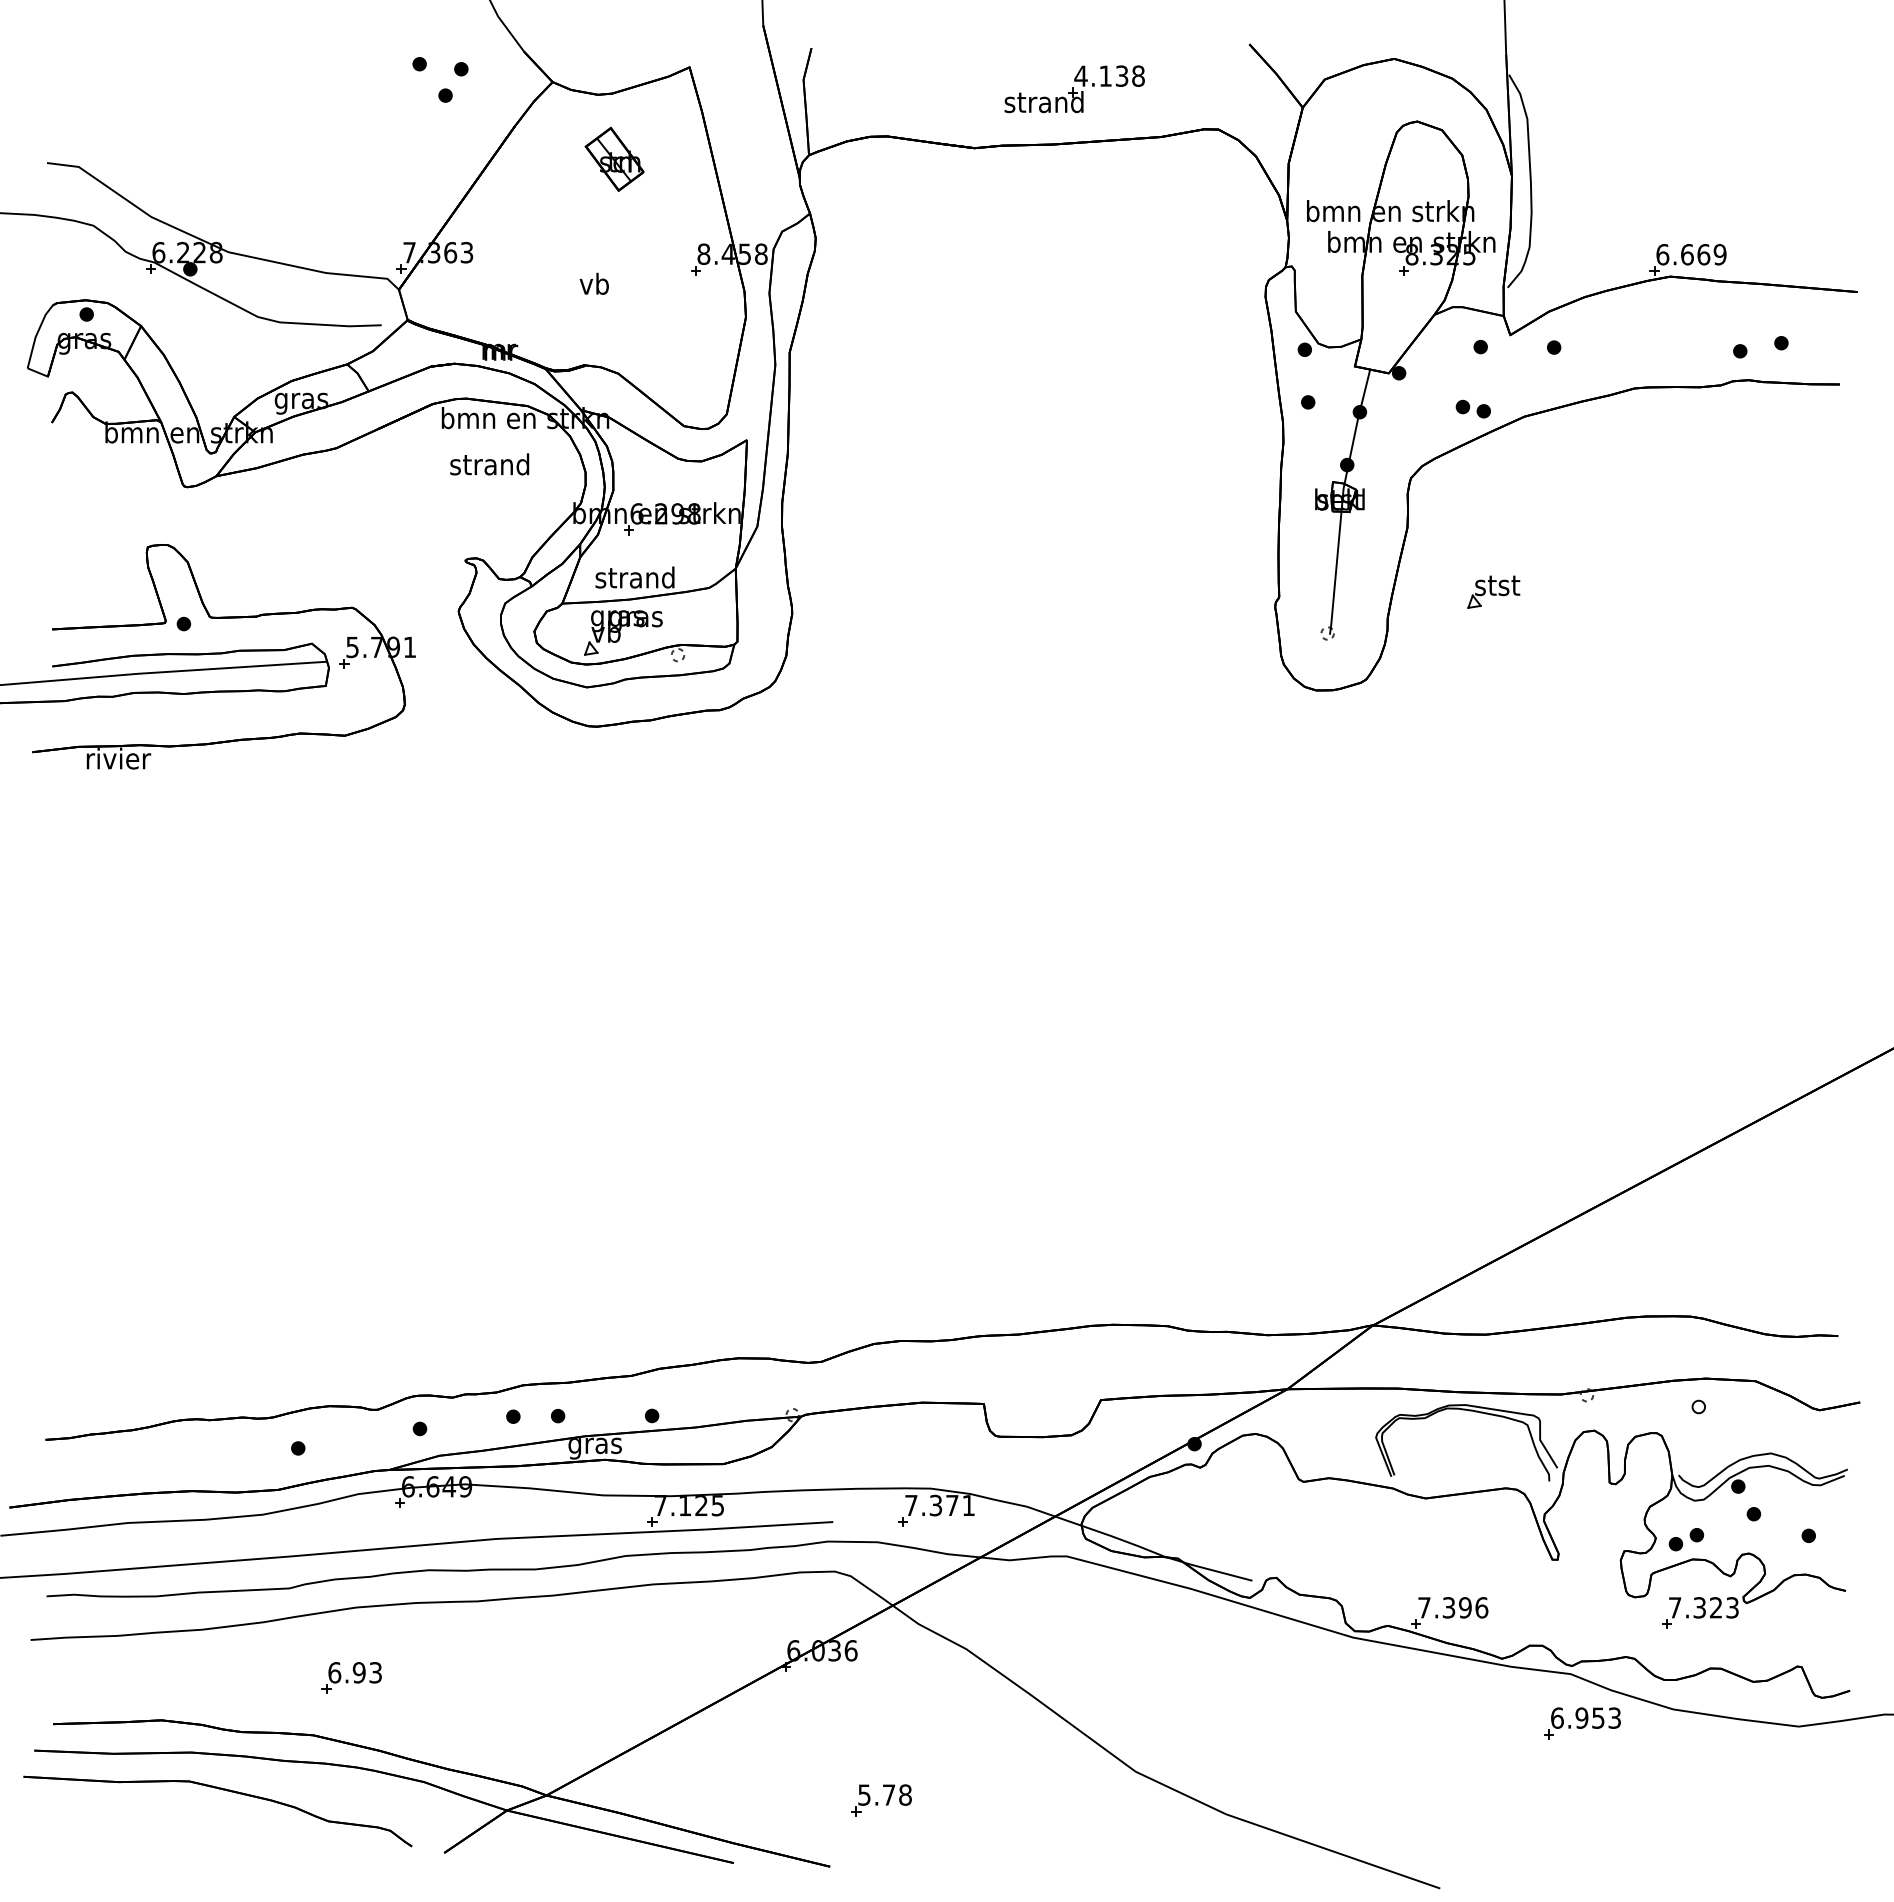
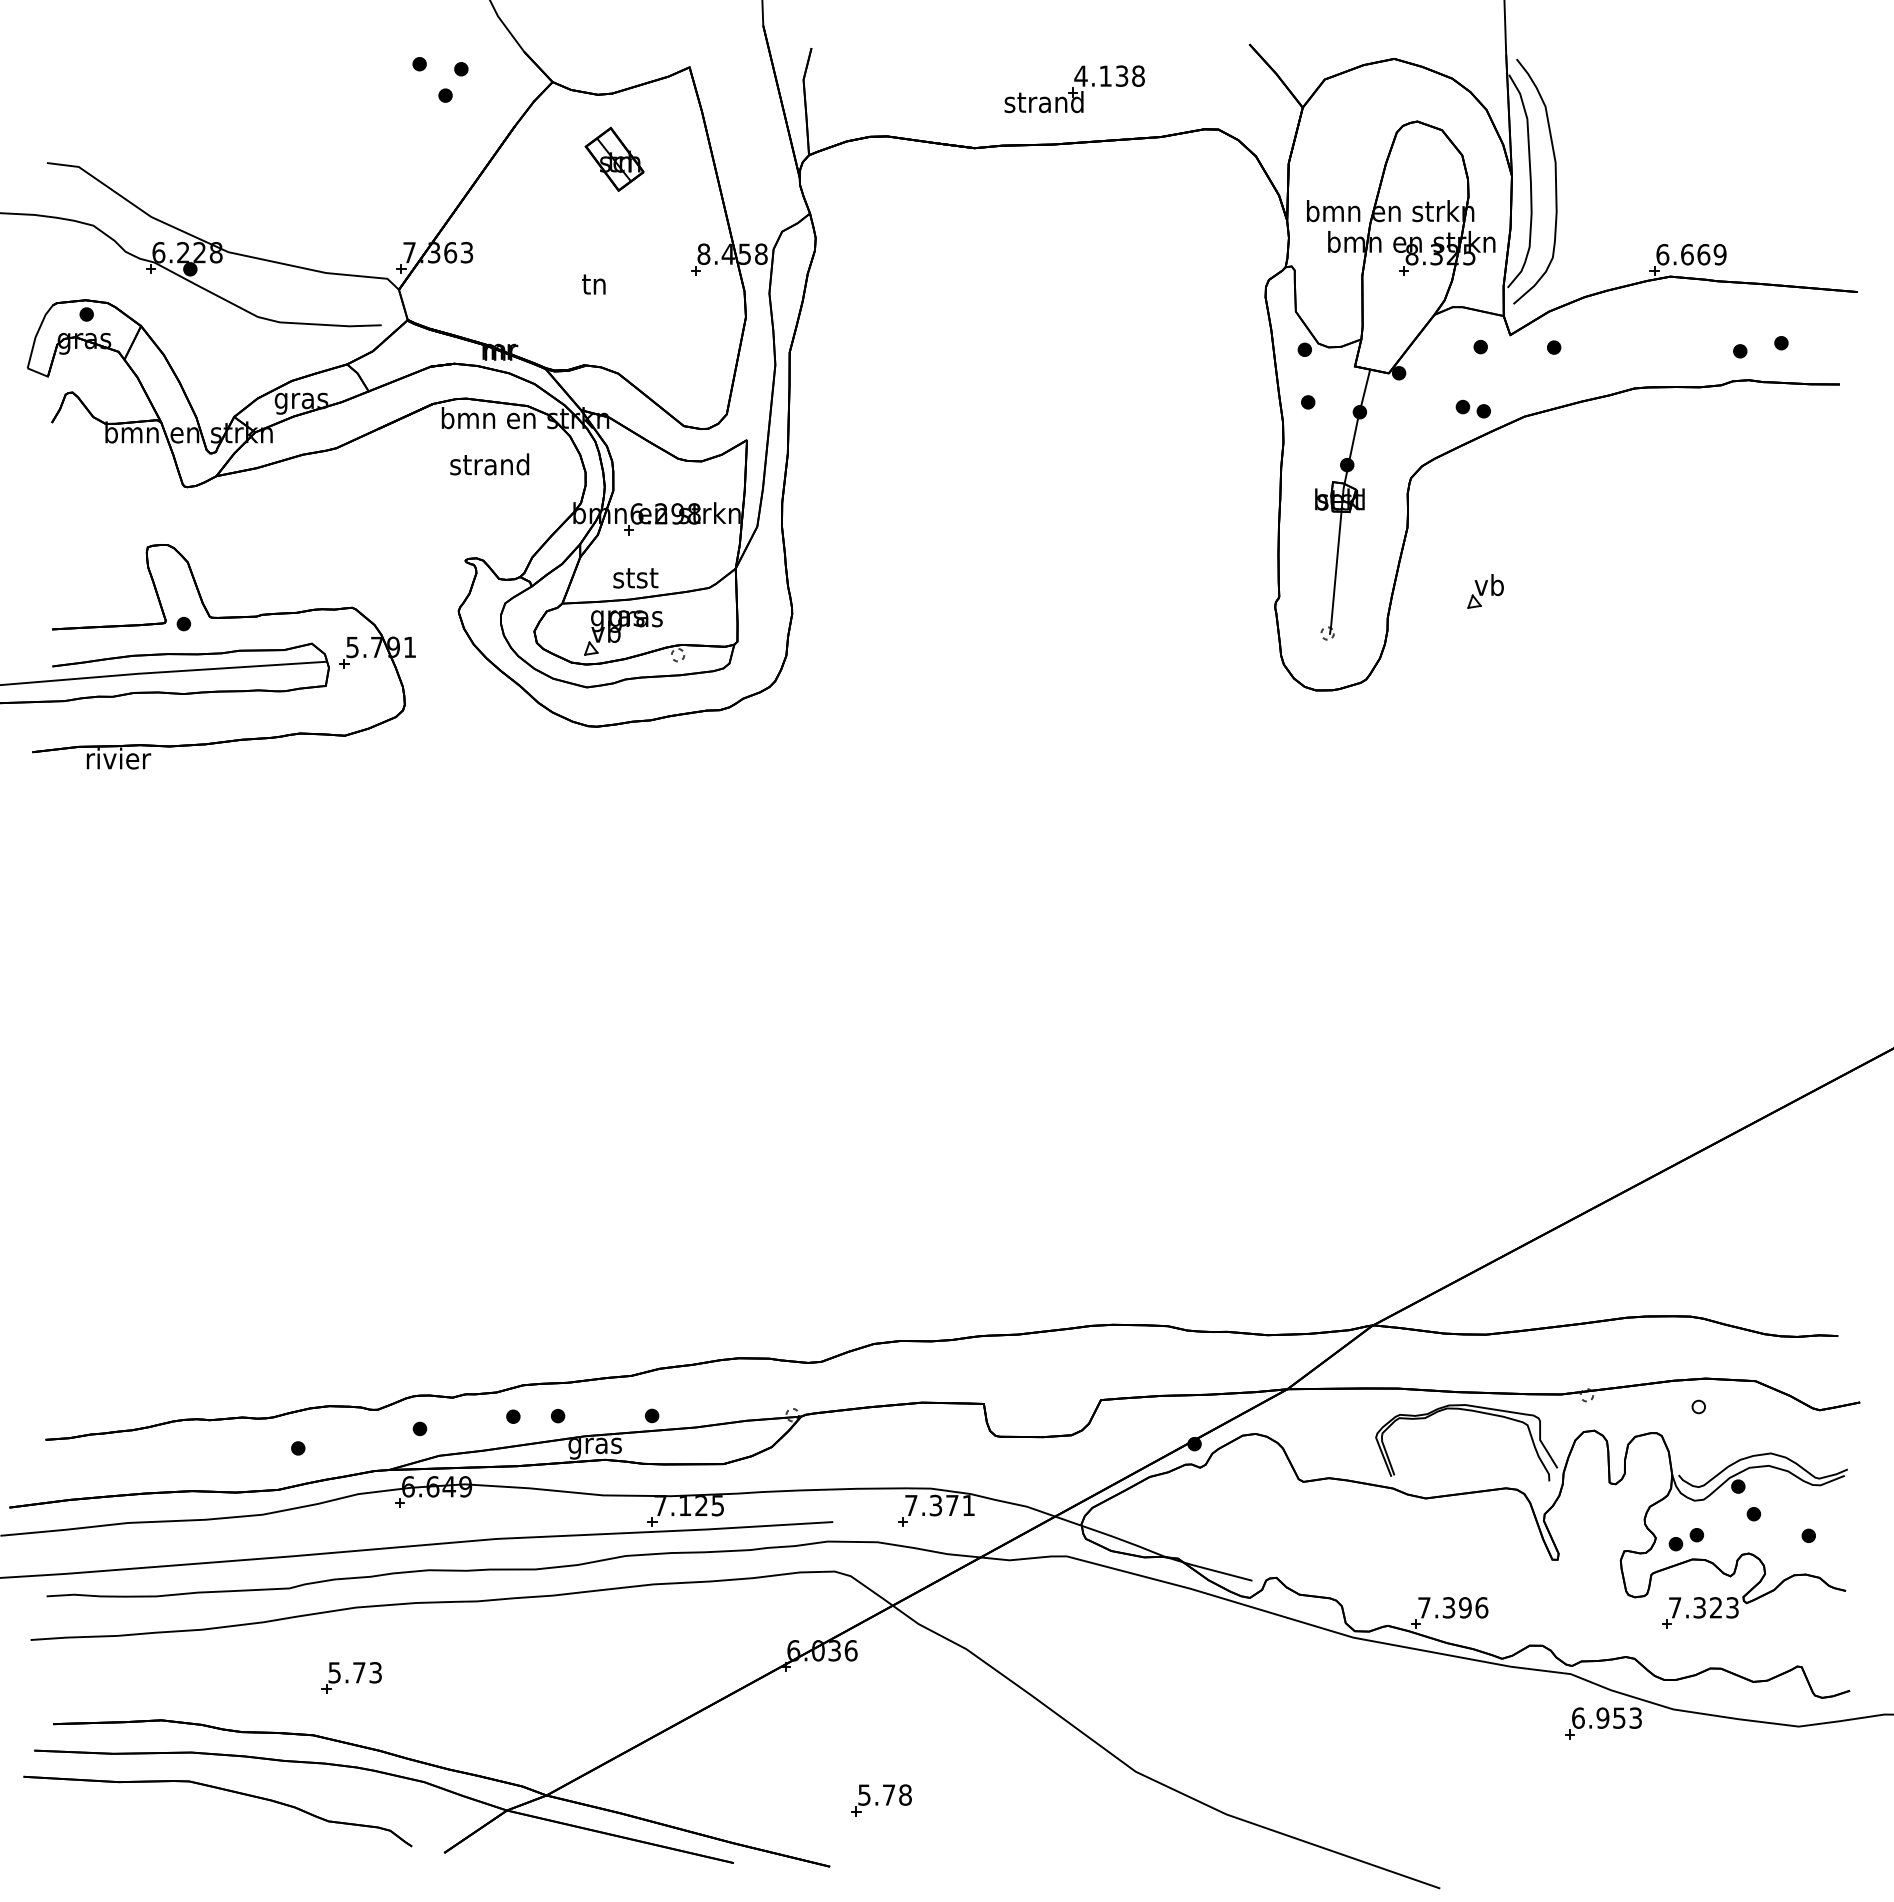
curve: none -> present (1555, 181)
text: vb -> tn (593, 283)
text: strand -> stst (634, 577)
text: stst -> vb (1497, 585)
text: 6.93 -> 5.73 (346, 1672)
part position: (1582, 1723) -> (1603, 1723) (1603, 1723)
